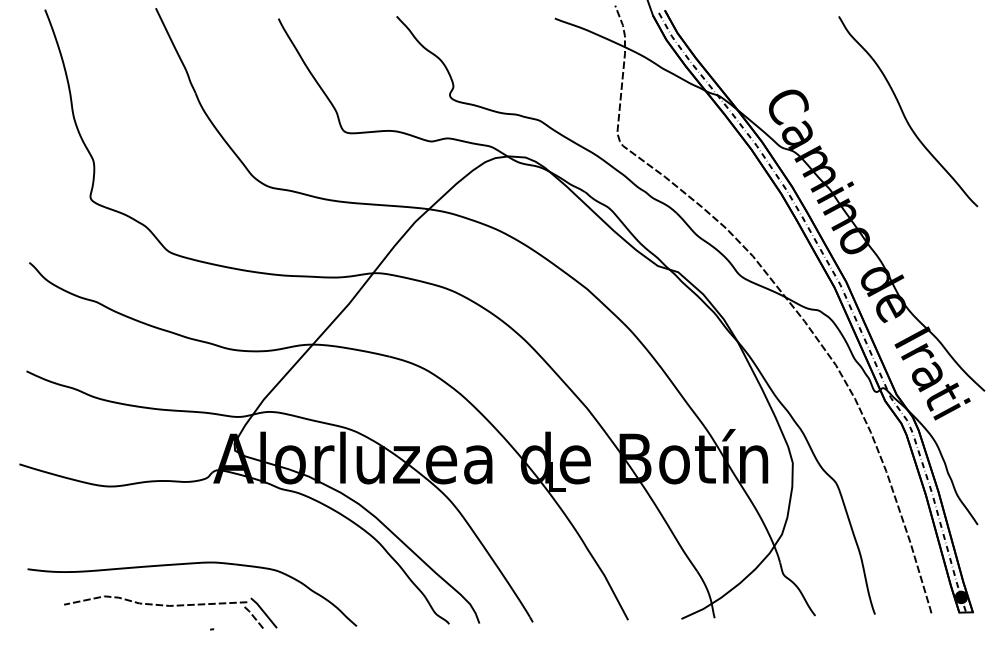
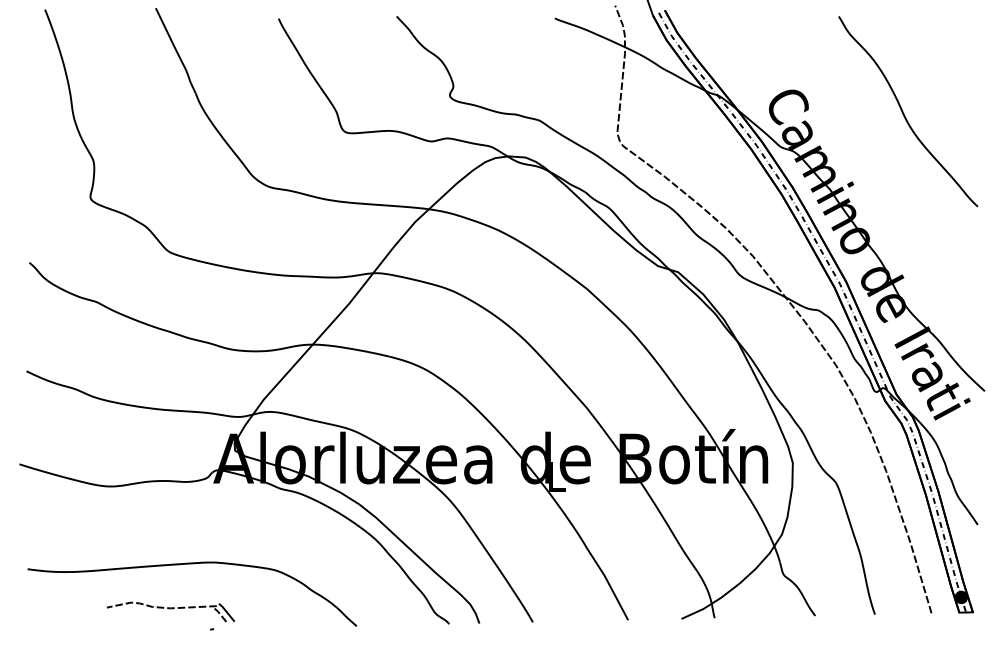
part size: 214x34 px -> 129x22 px (170, 611)
